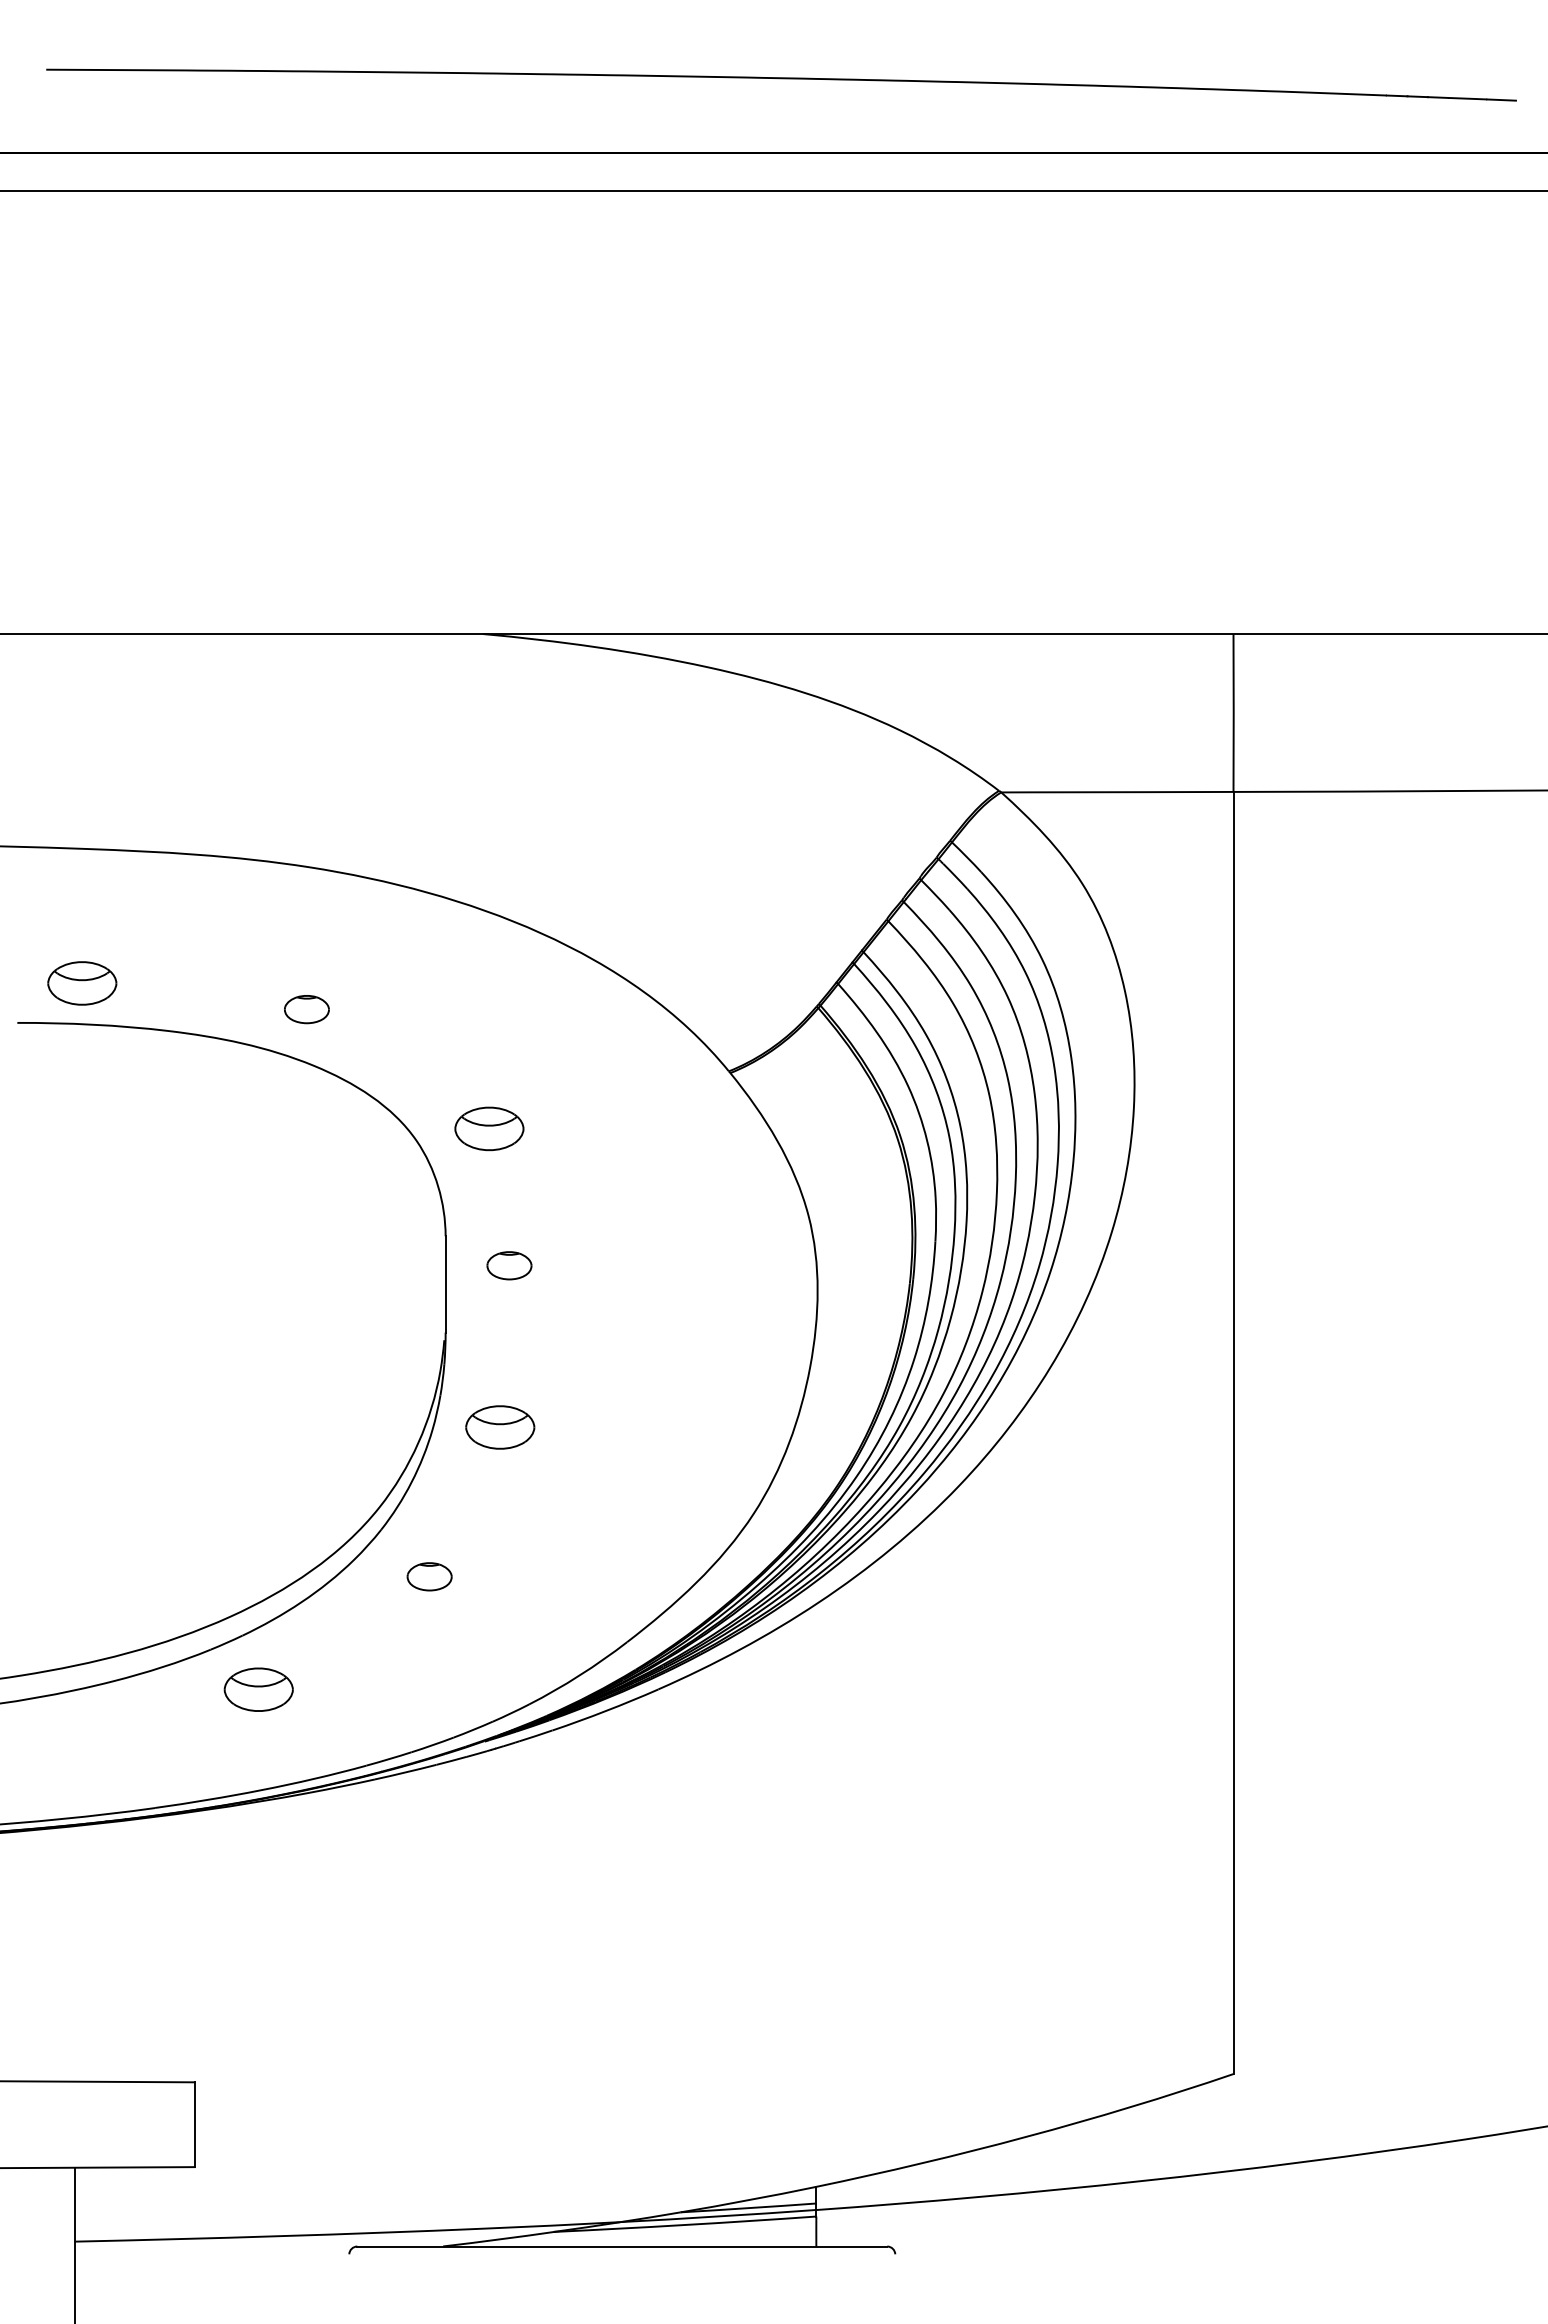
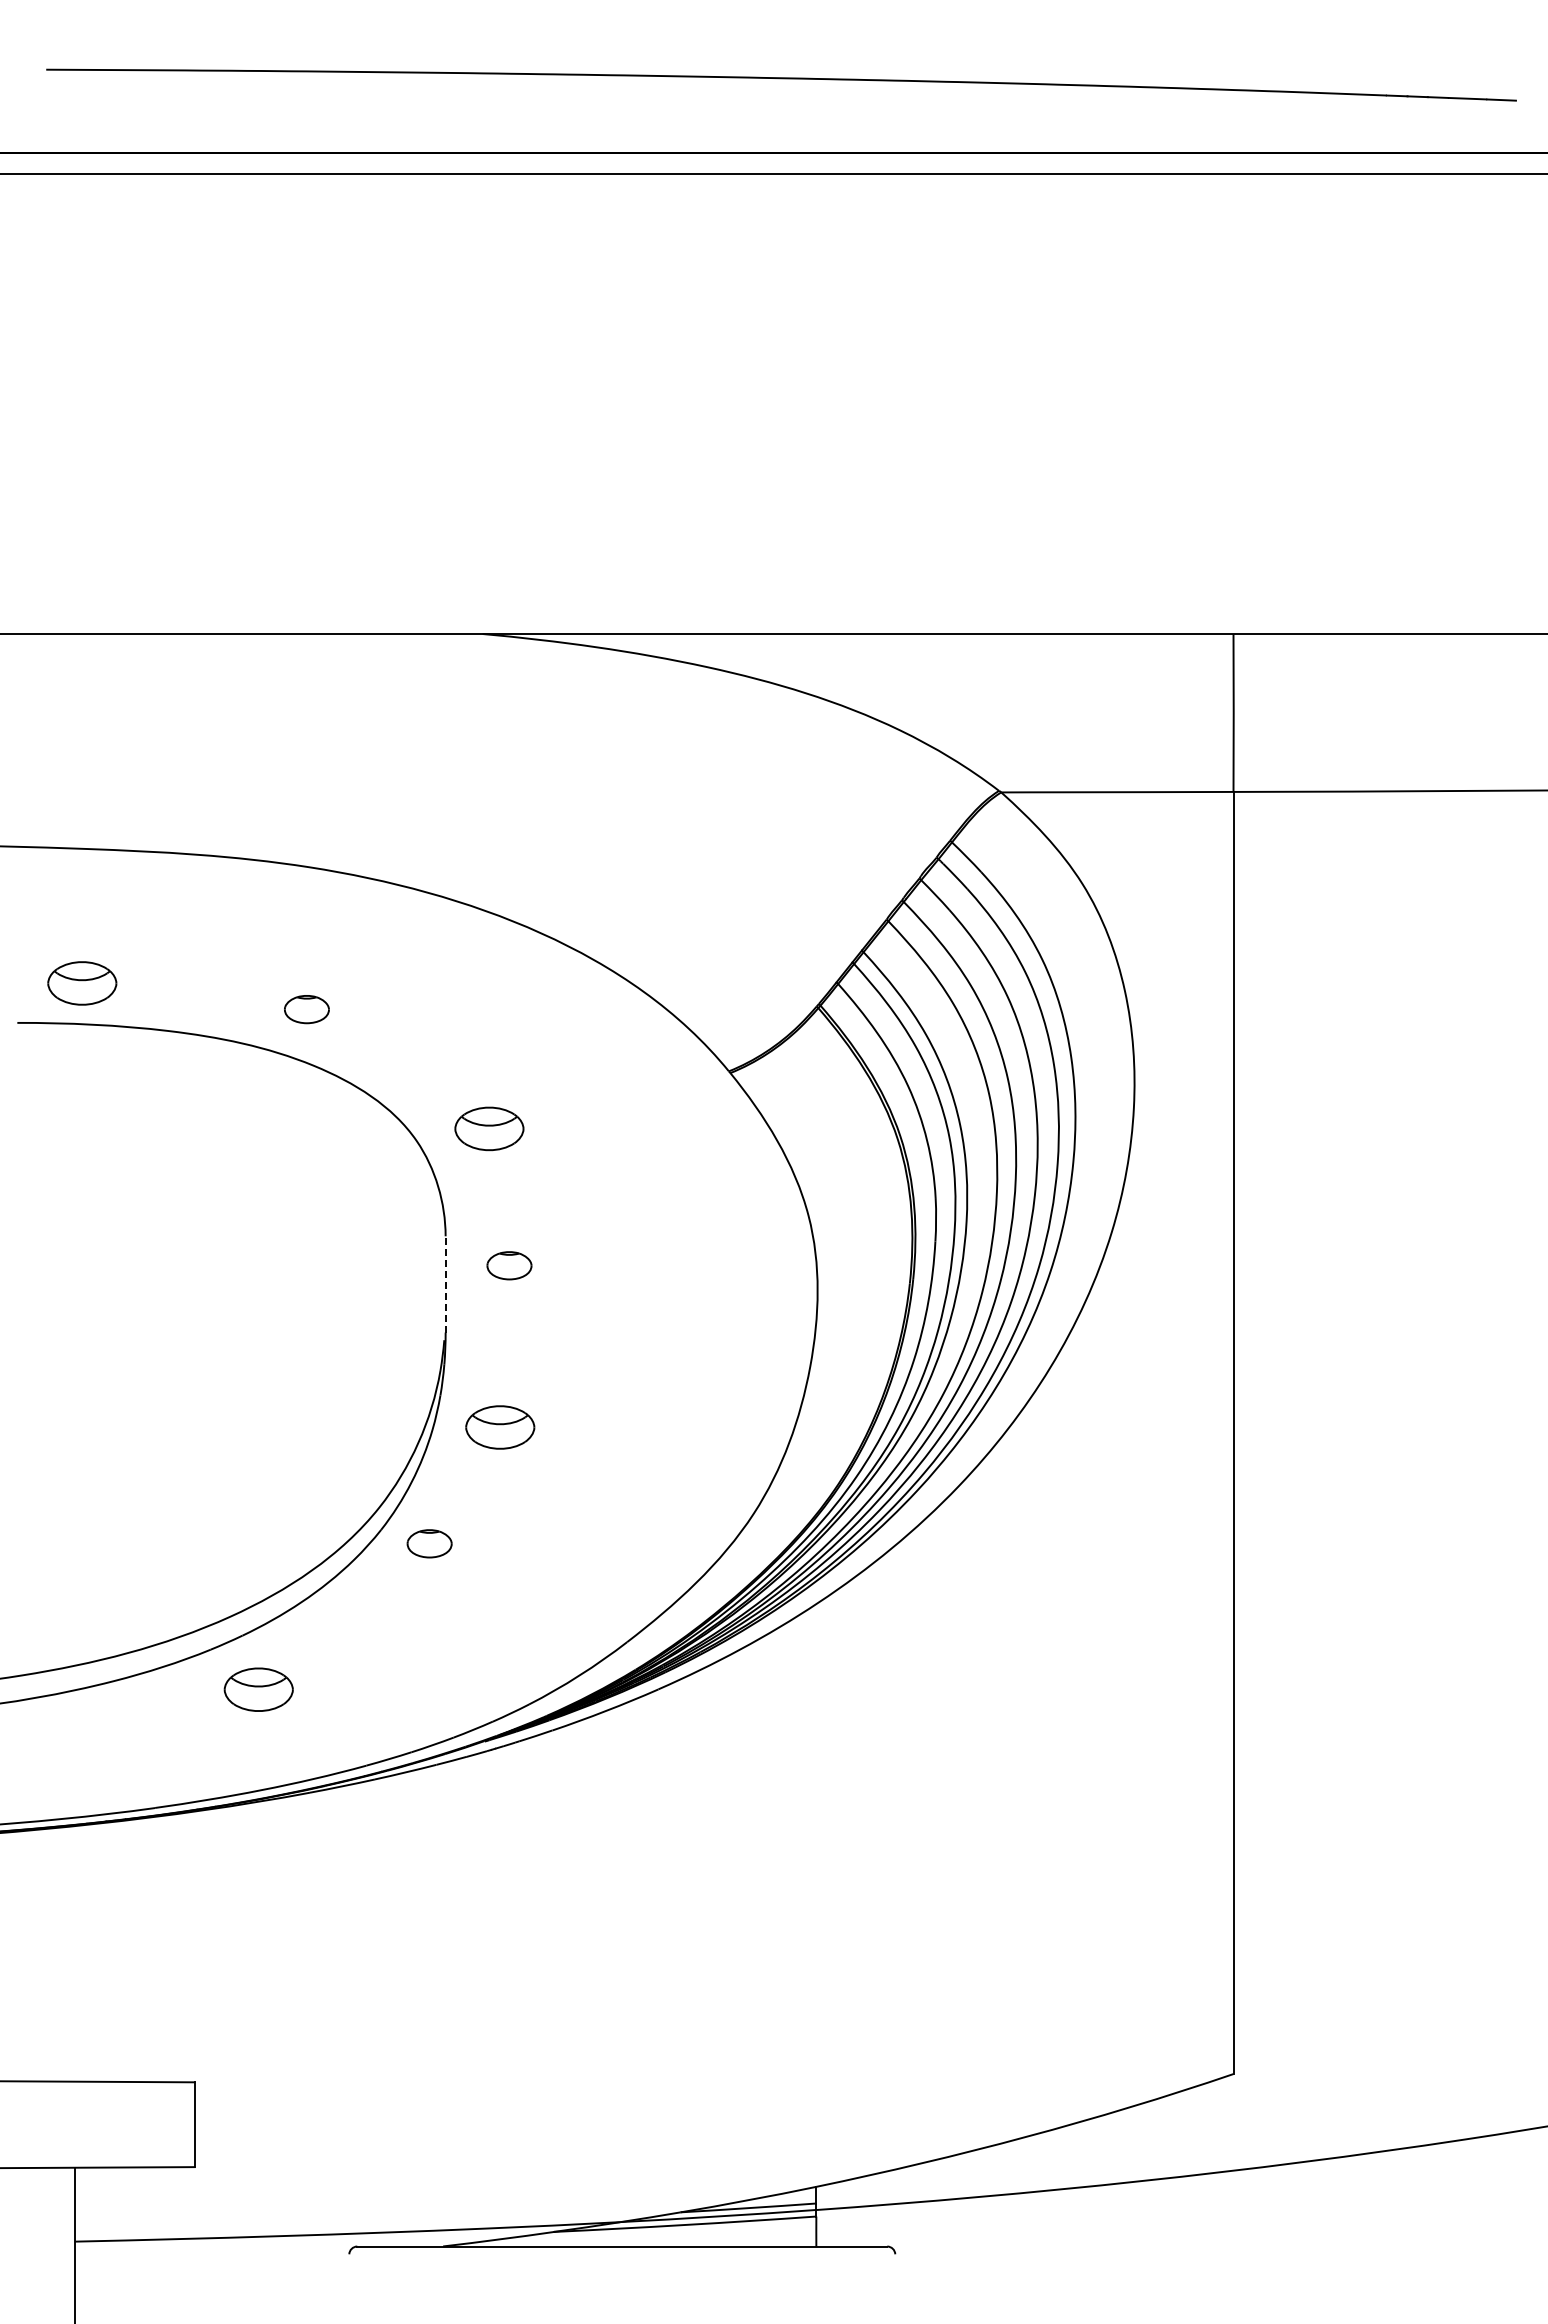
line position: (773, 191) -> (773, 174) (773, 174)
line: solid -> dashed (445, 1283)
part position: (429, 1576) -> (429, 1543) (429, 1543)
